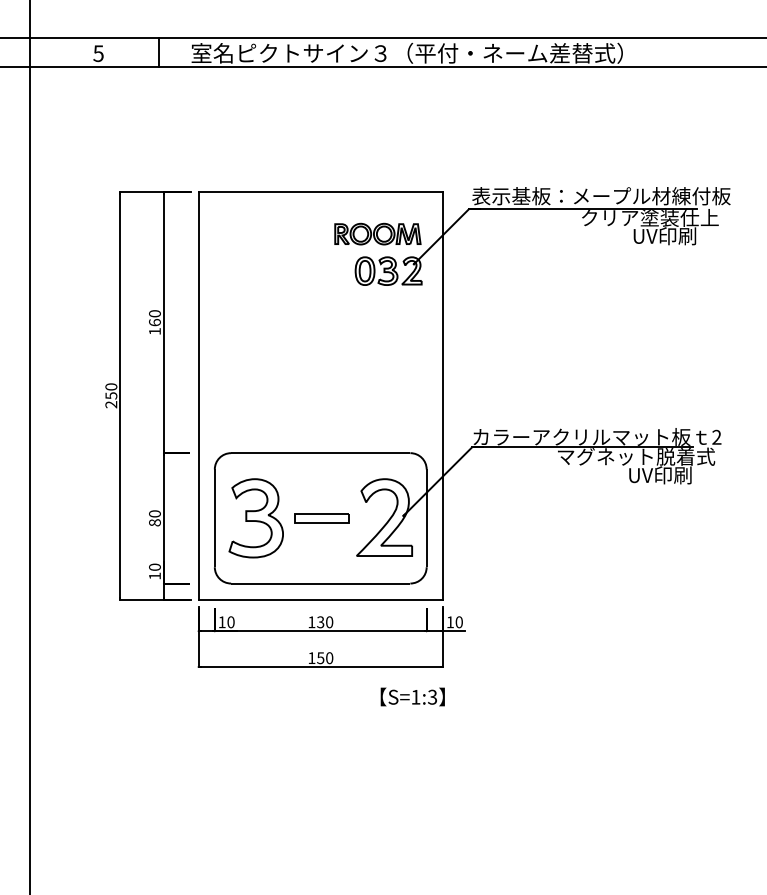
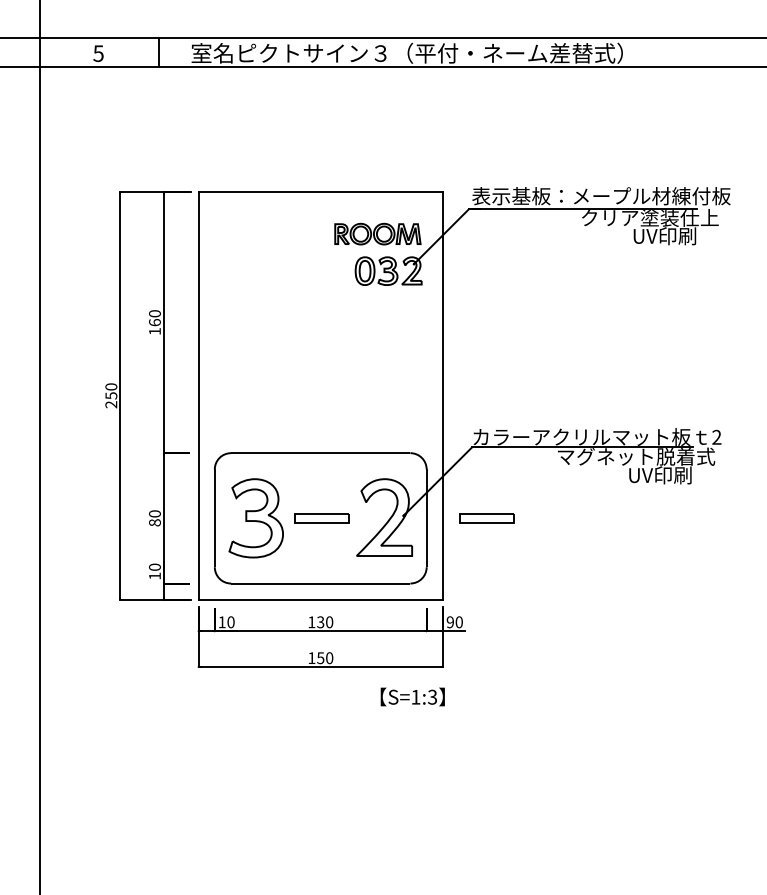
line position: (30, 446) -> (40, 446) (40, 446)
part: none -> present (486, 518)
text: 10 -> 90 (449, 622)
